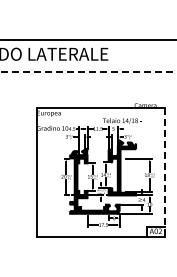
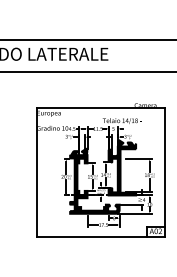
line: dashed -> solid (88, 71)
line: dashed -> solid (165, 172)
